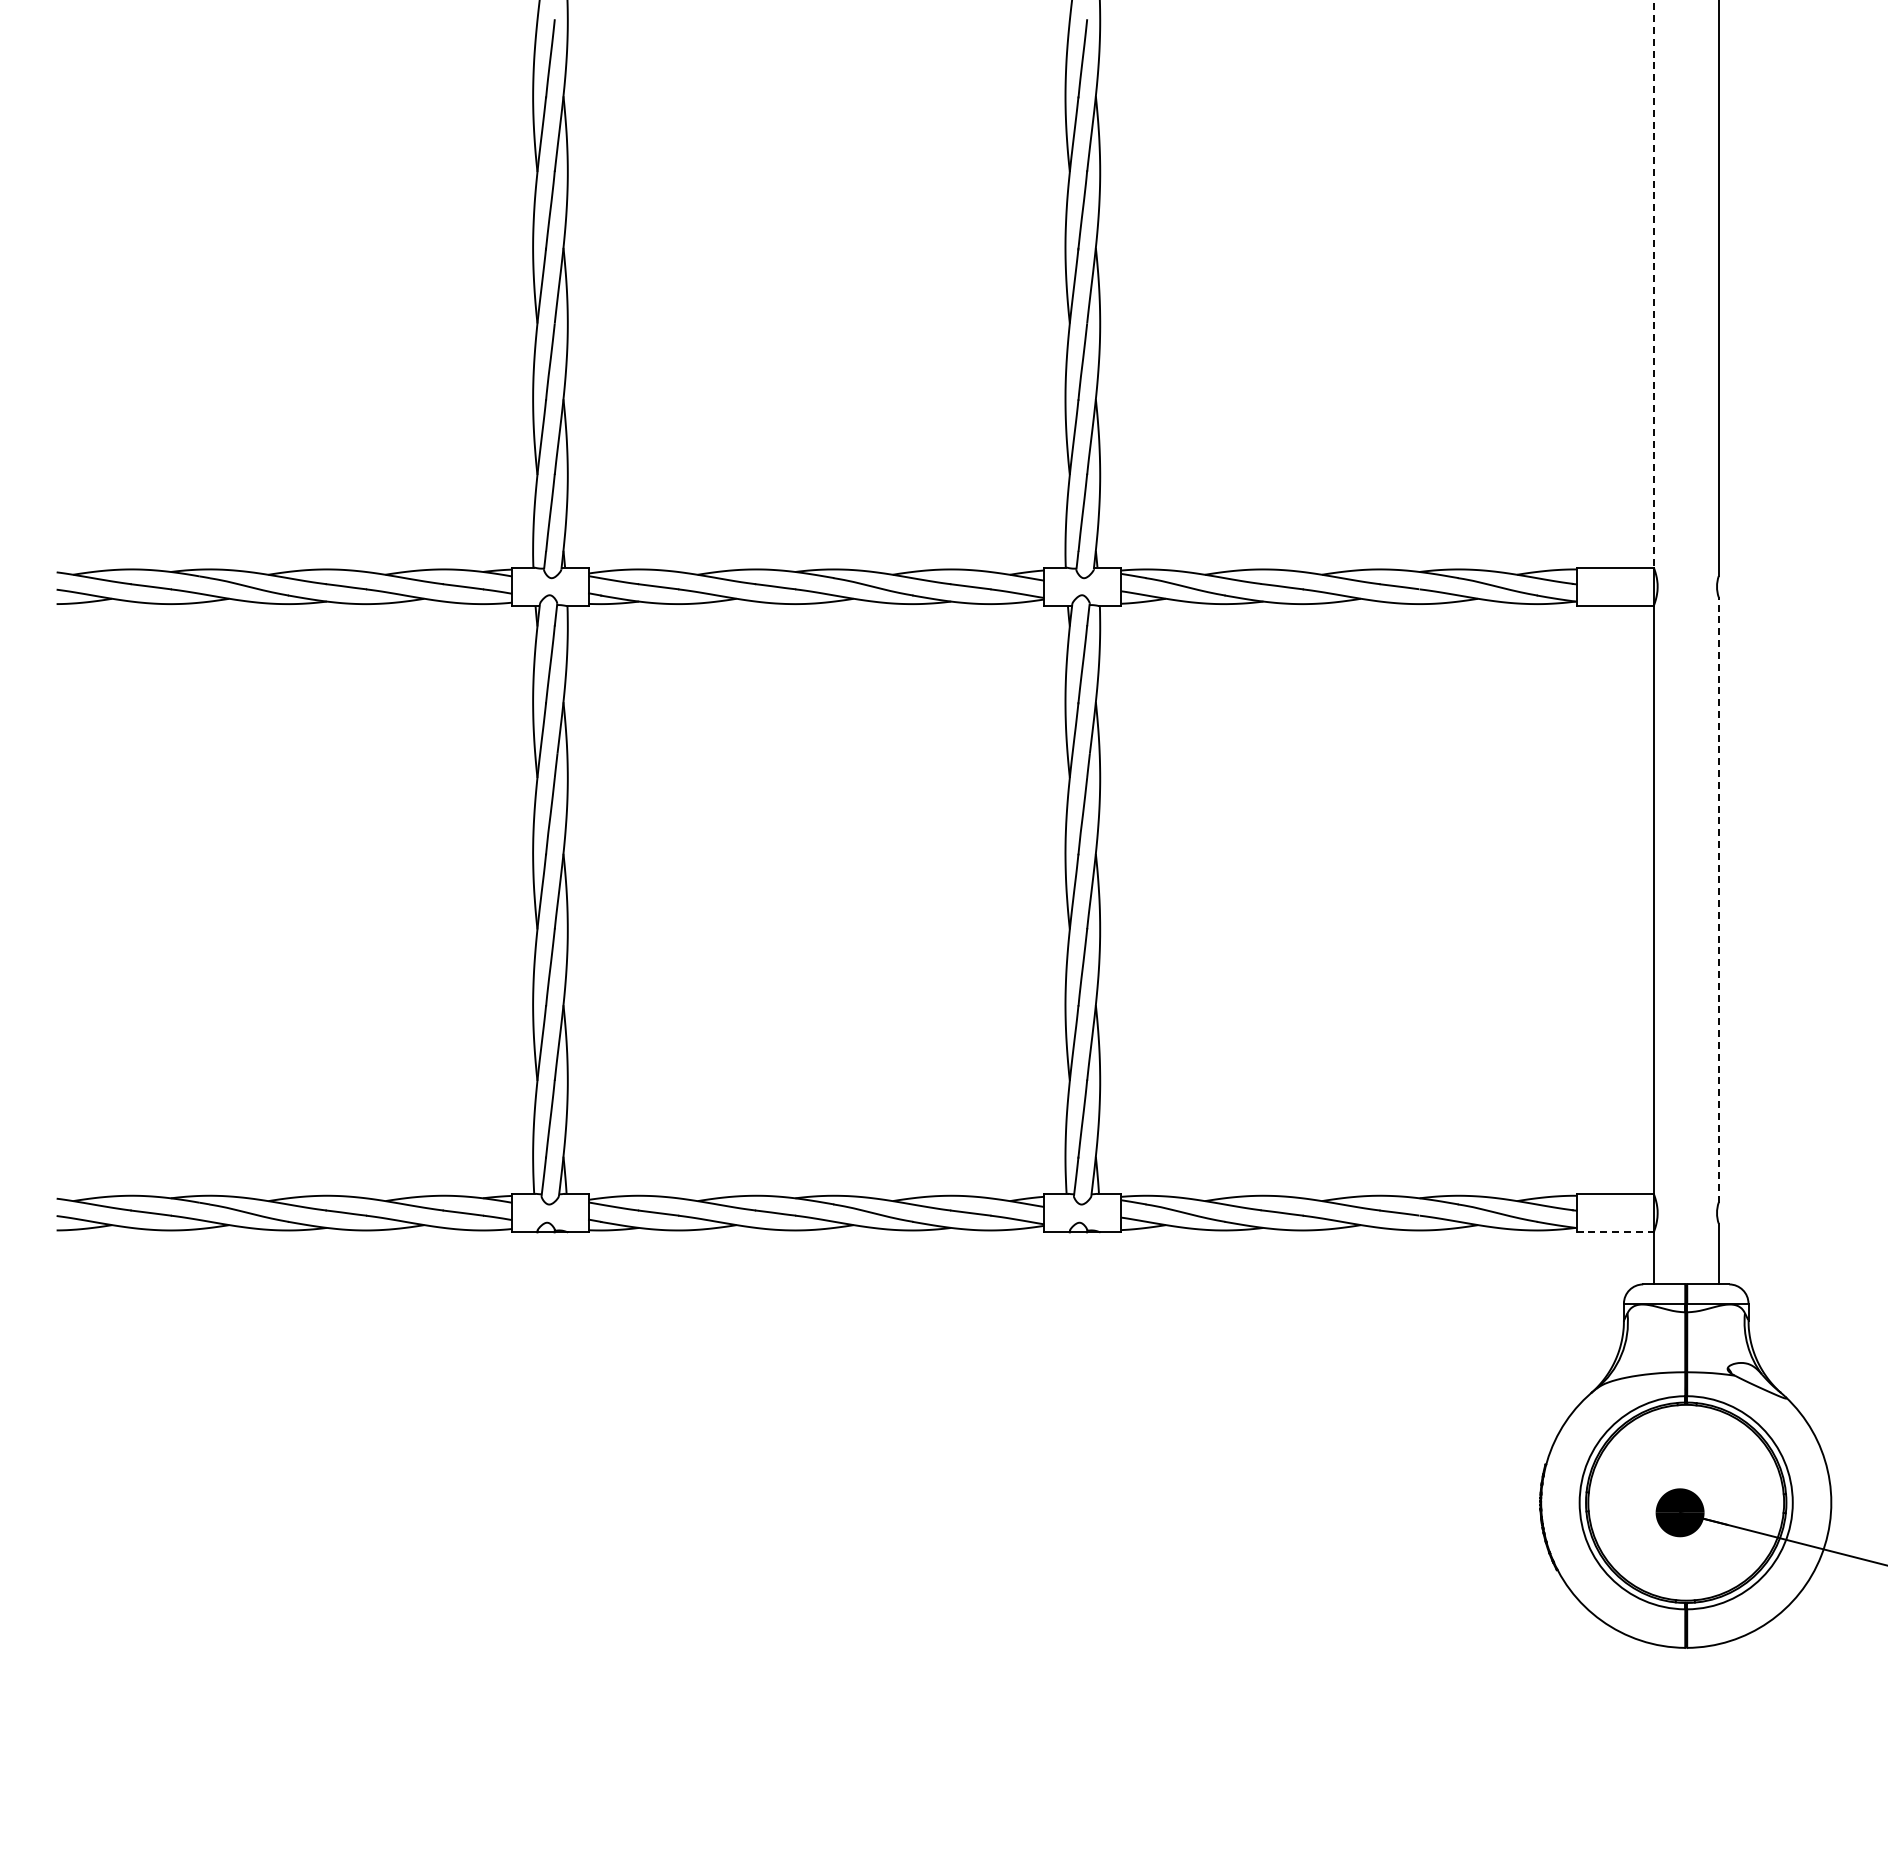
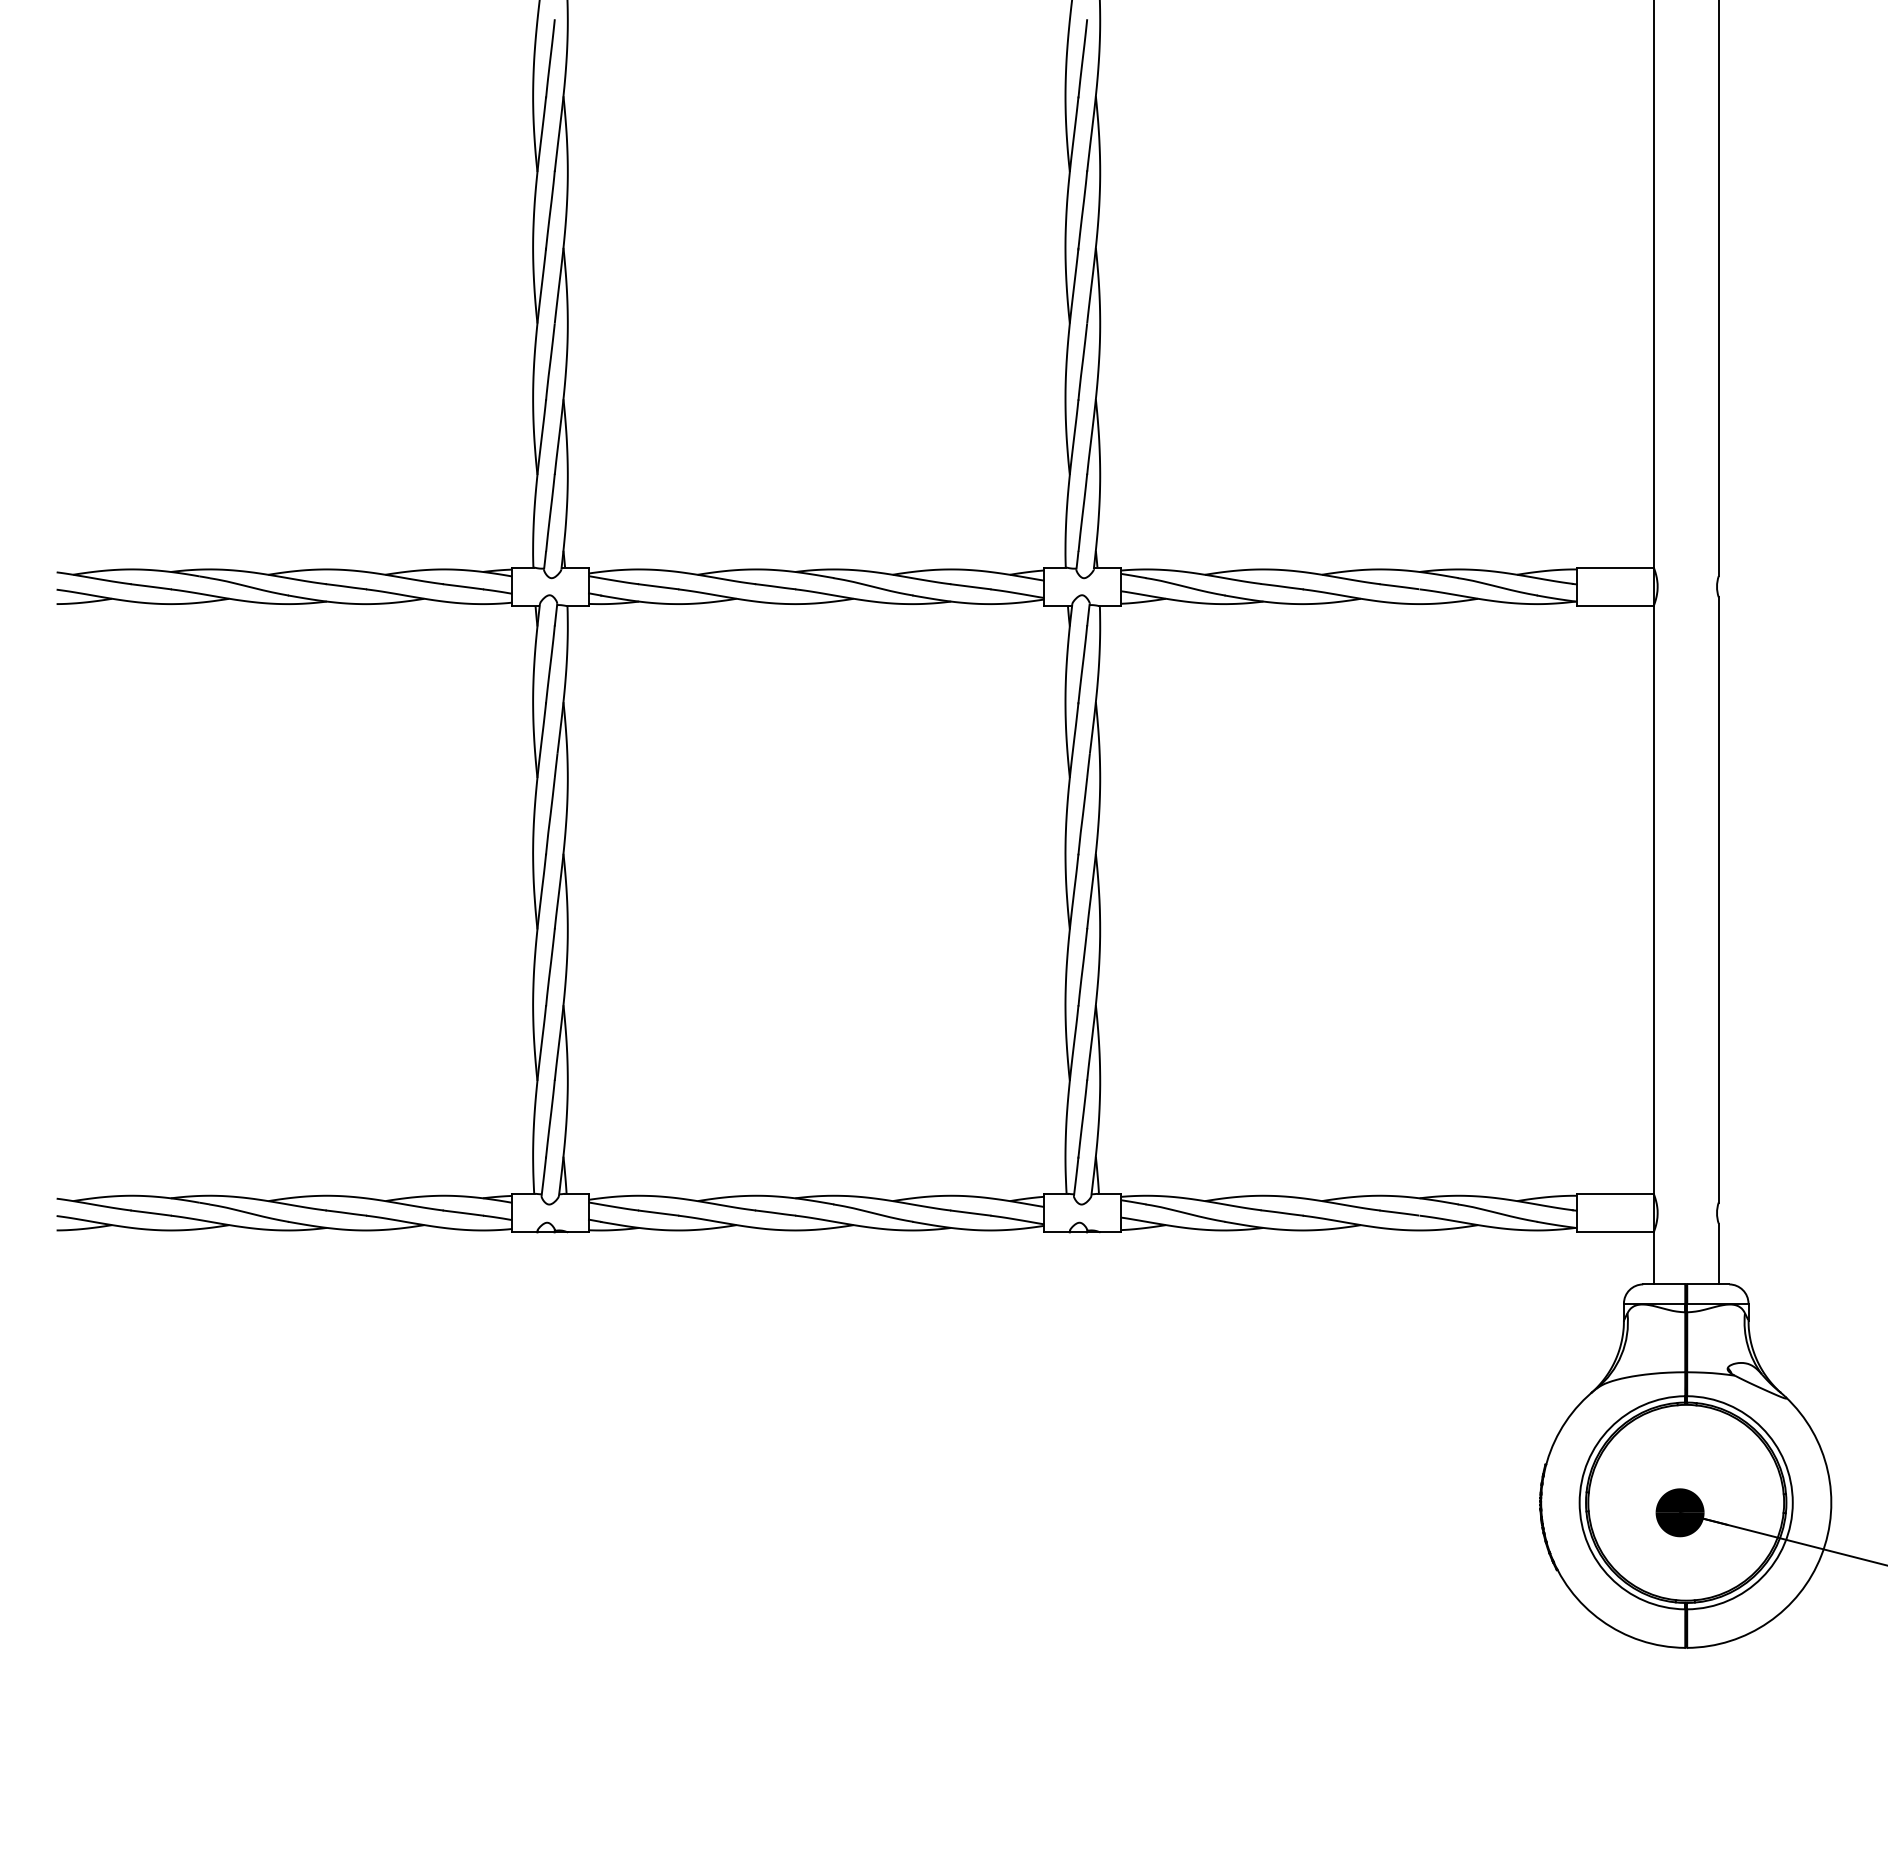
line: dashed -> solid (1653, 284)
line: dashed -> solid (1718, 899)
line: dashed -> solid (1615, 1232)
